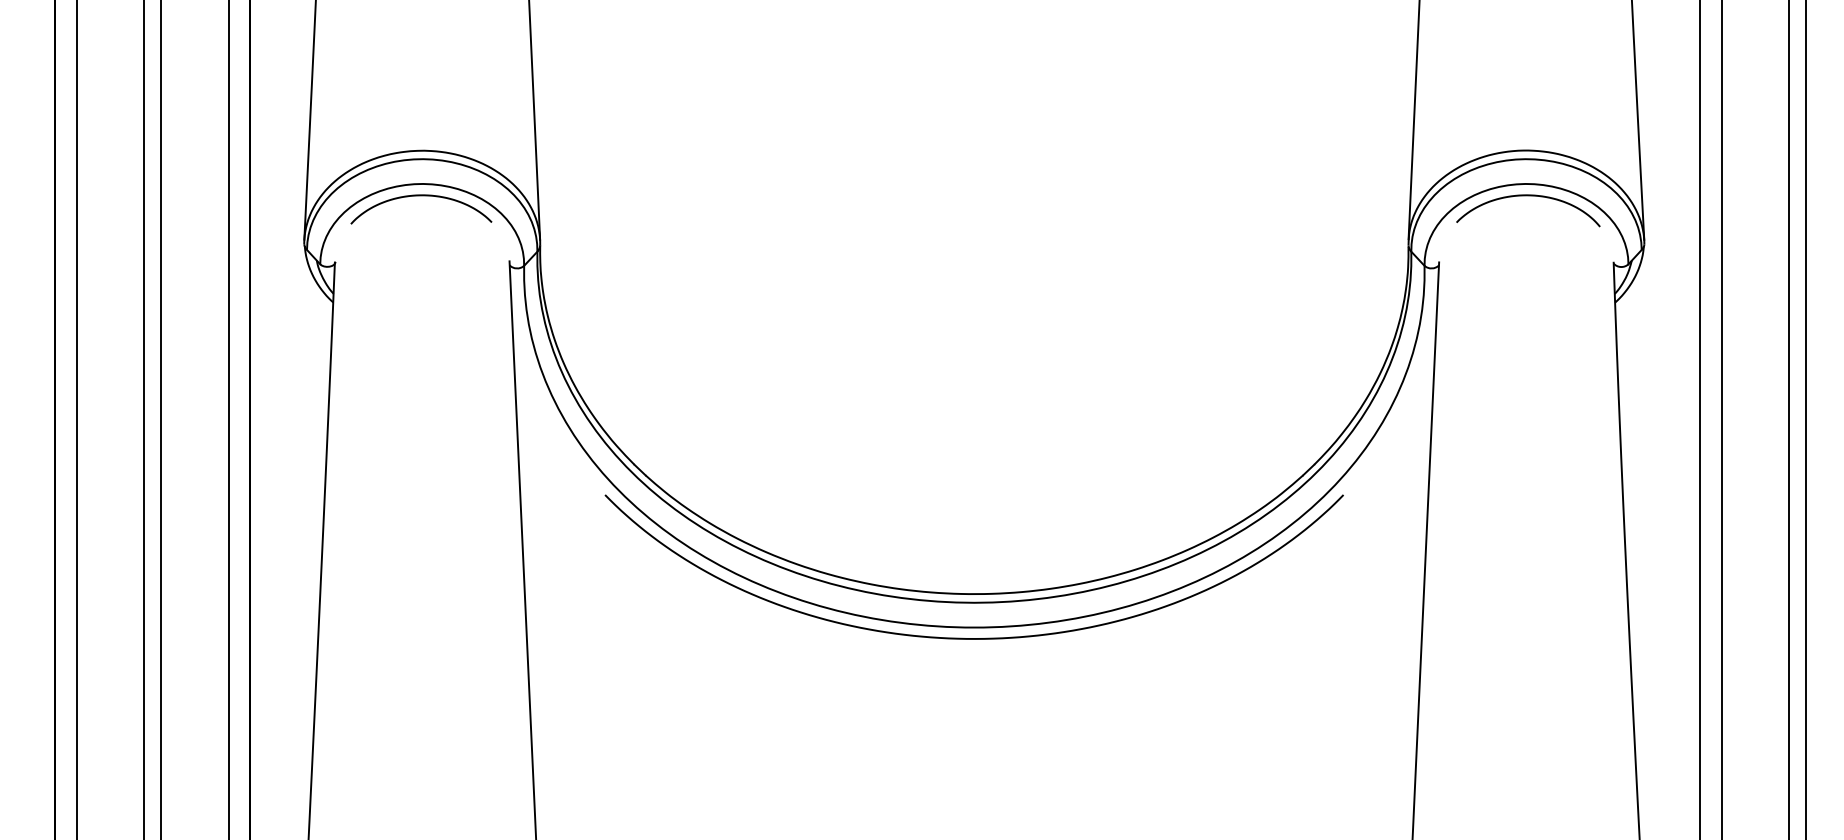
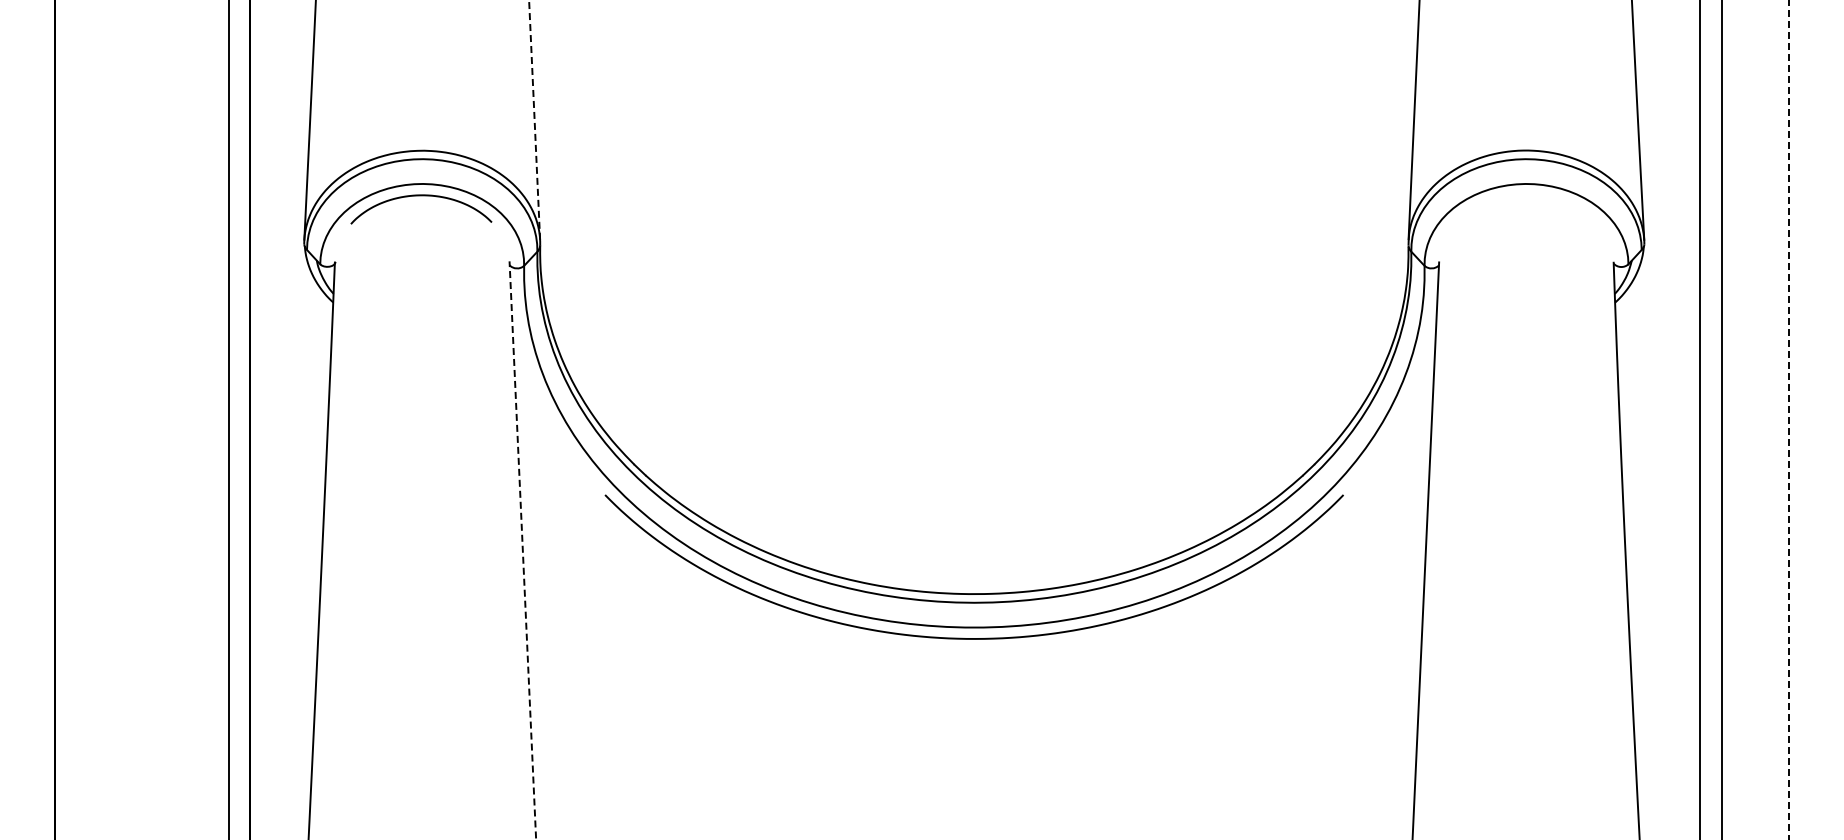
line: solid -> dashed (534, 119)
curve: present -> none (1528, 196)
line: present -> none (76, 419)
line: present -> none (144, 419)
line: present -> none (161, 419)
line: present -> none (1806, 419)
line: solid -> dashed (1788, 420)
line: solid -> dashed (522, 549)
